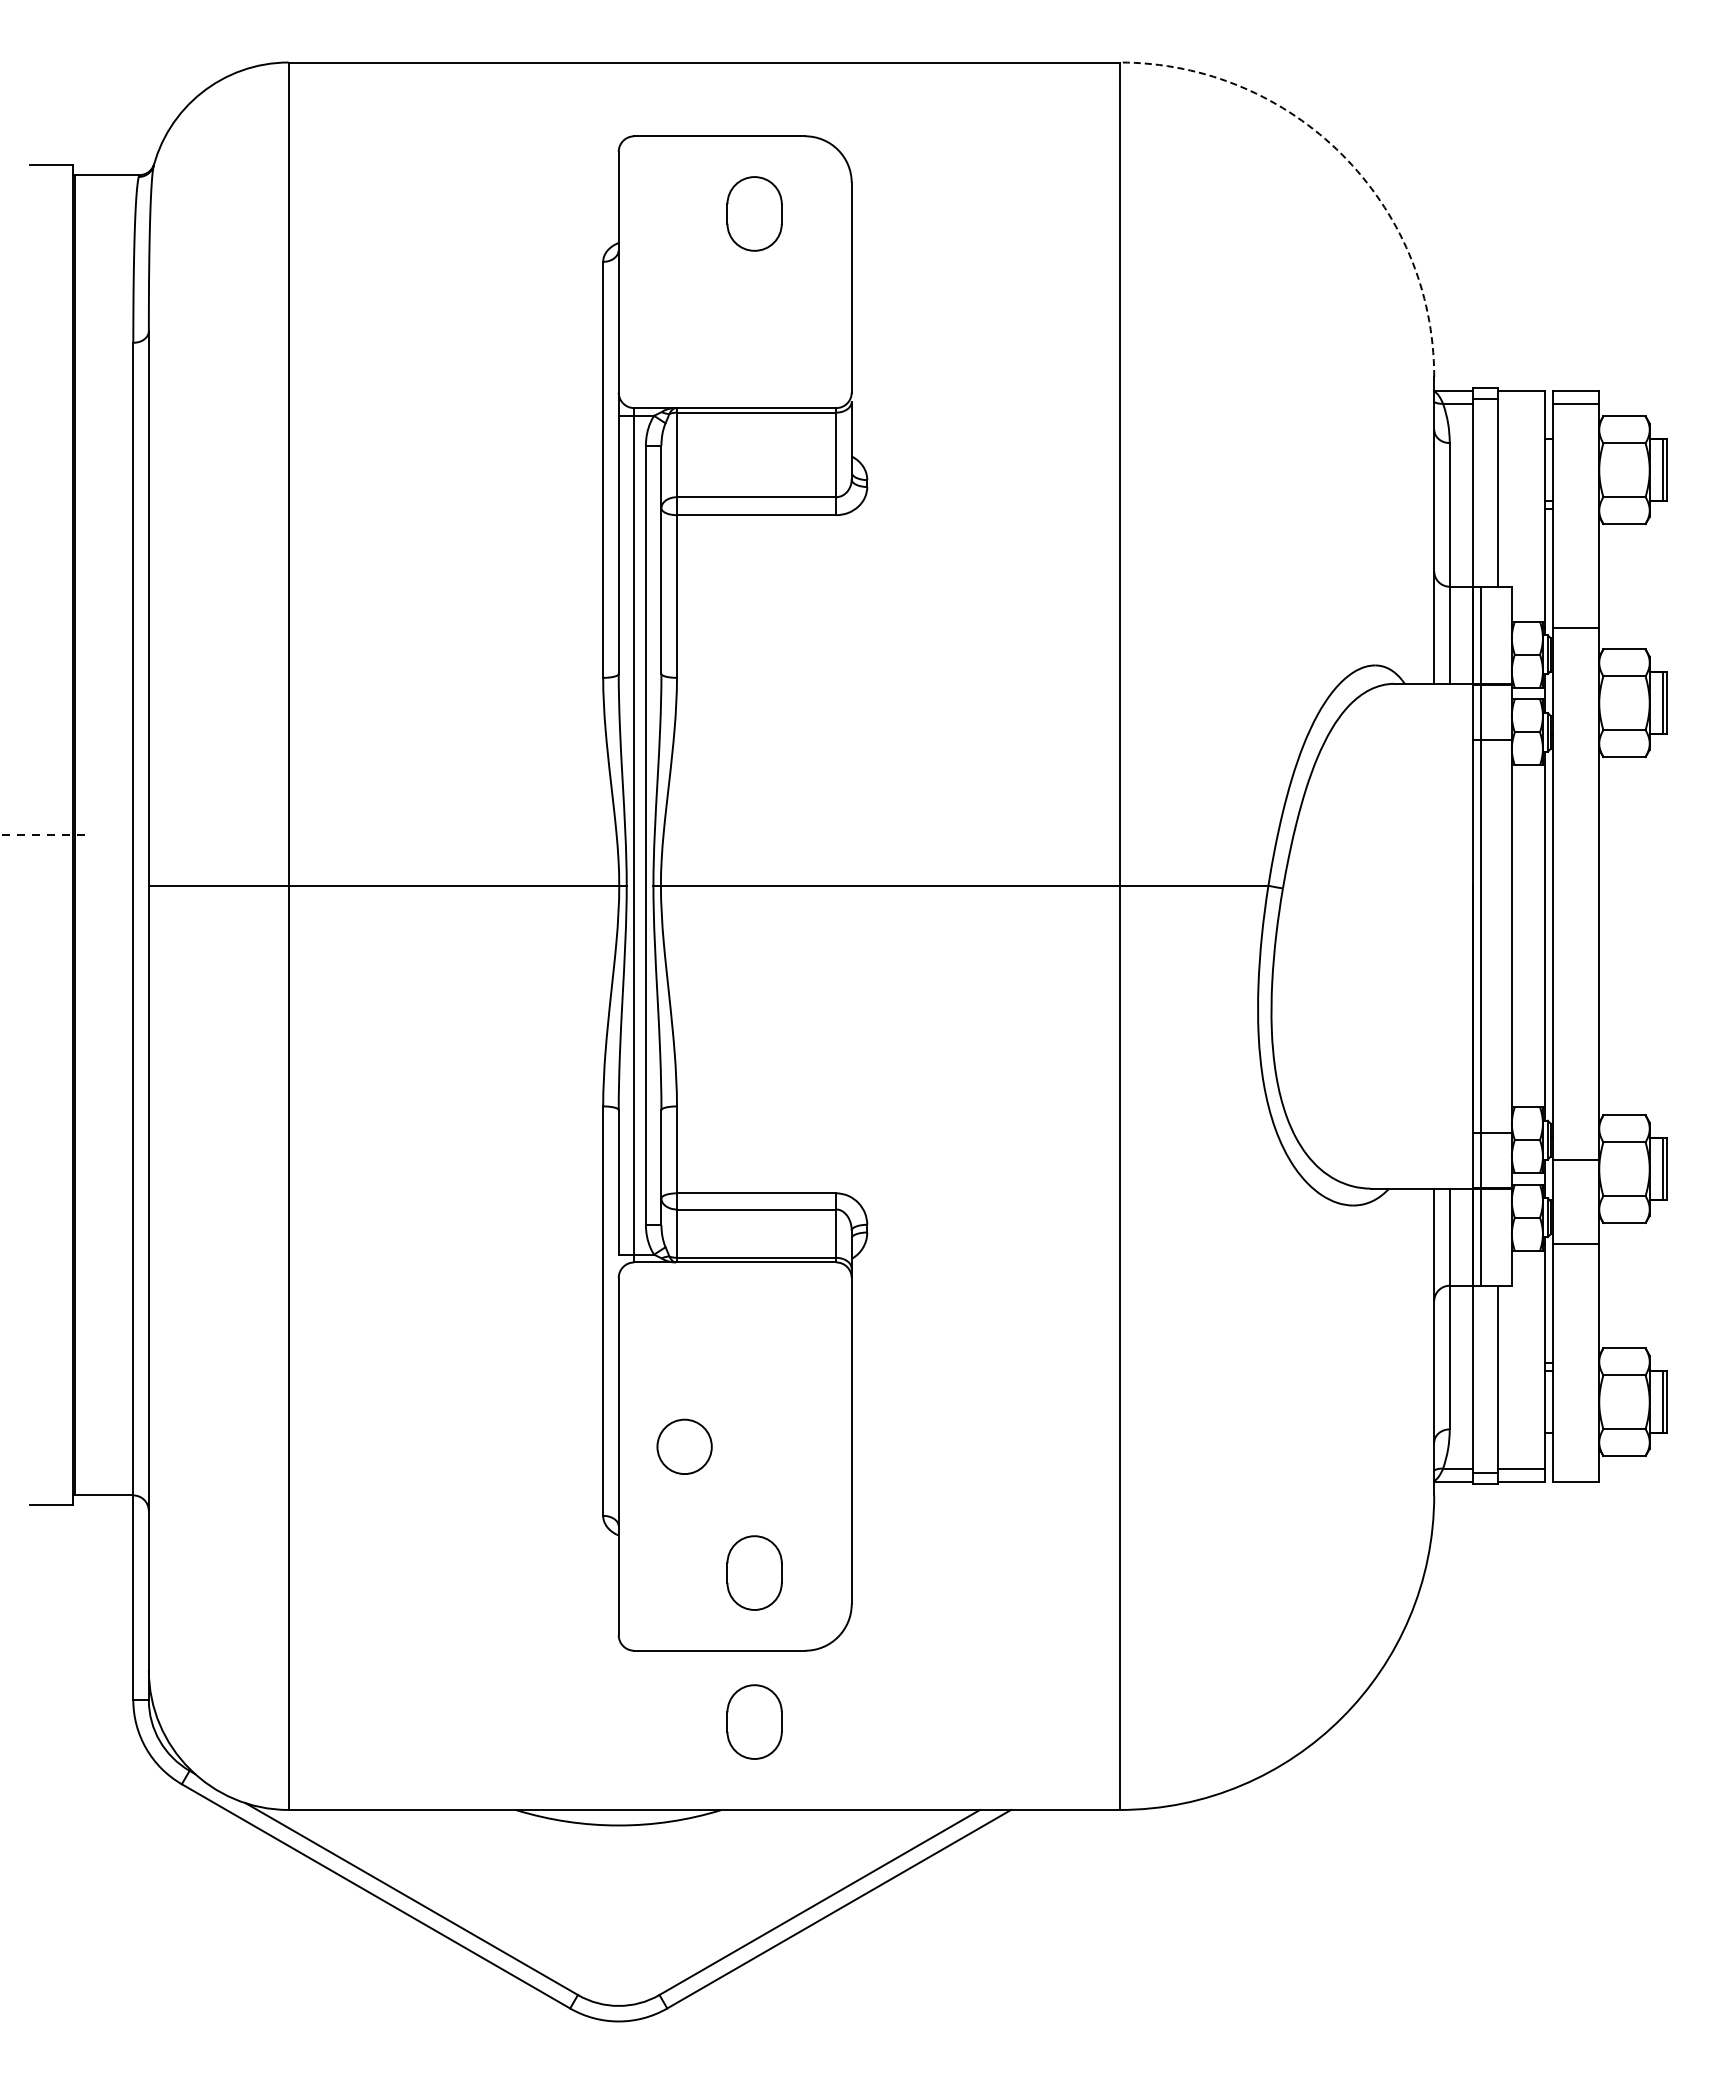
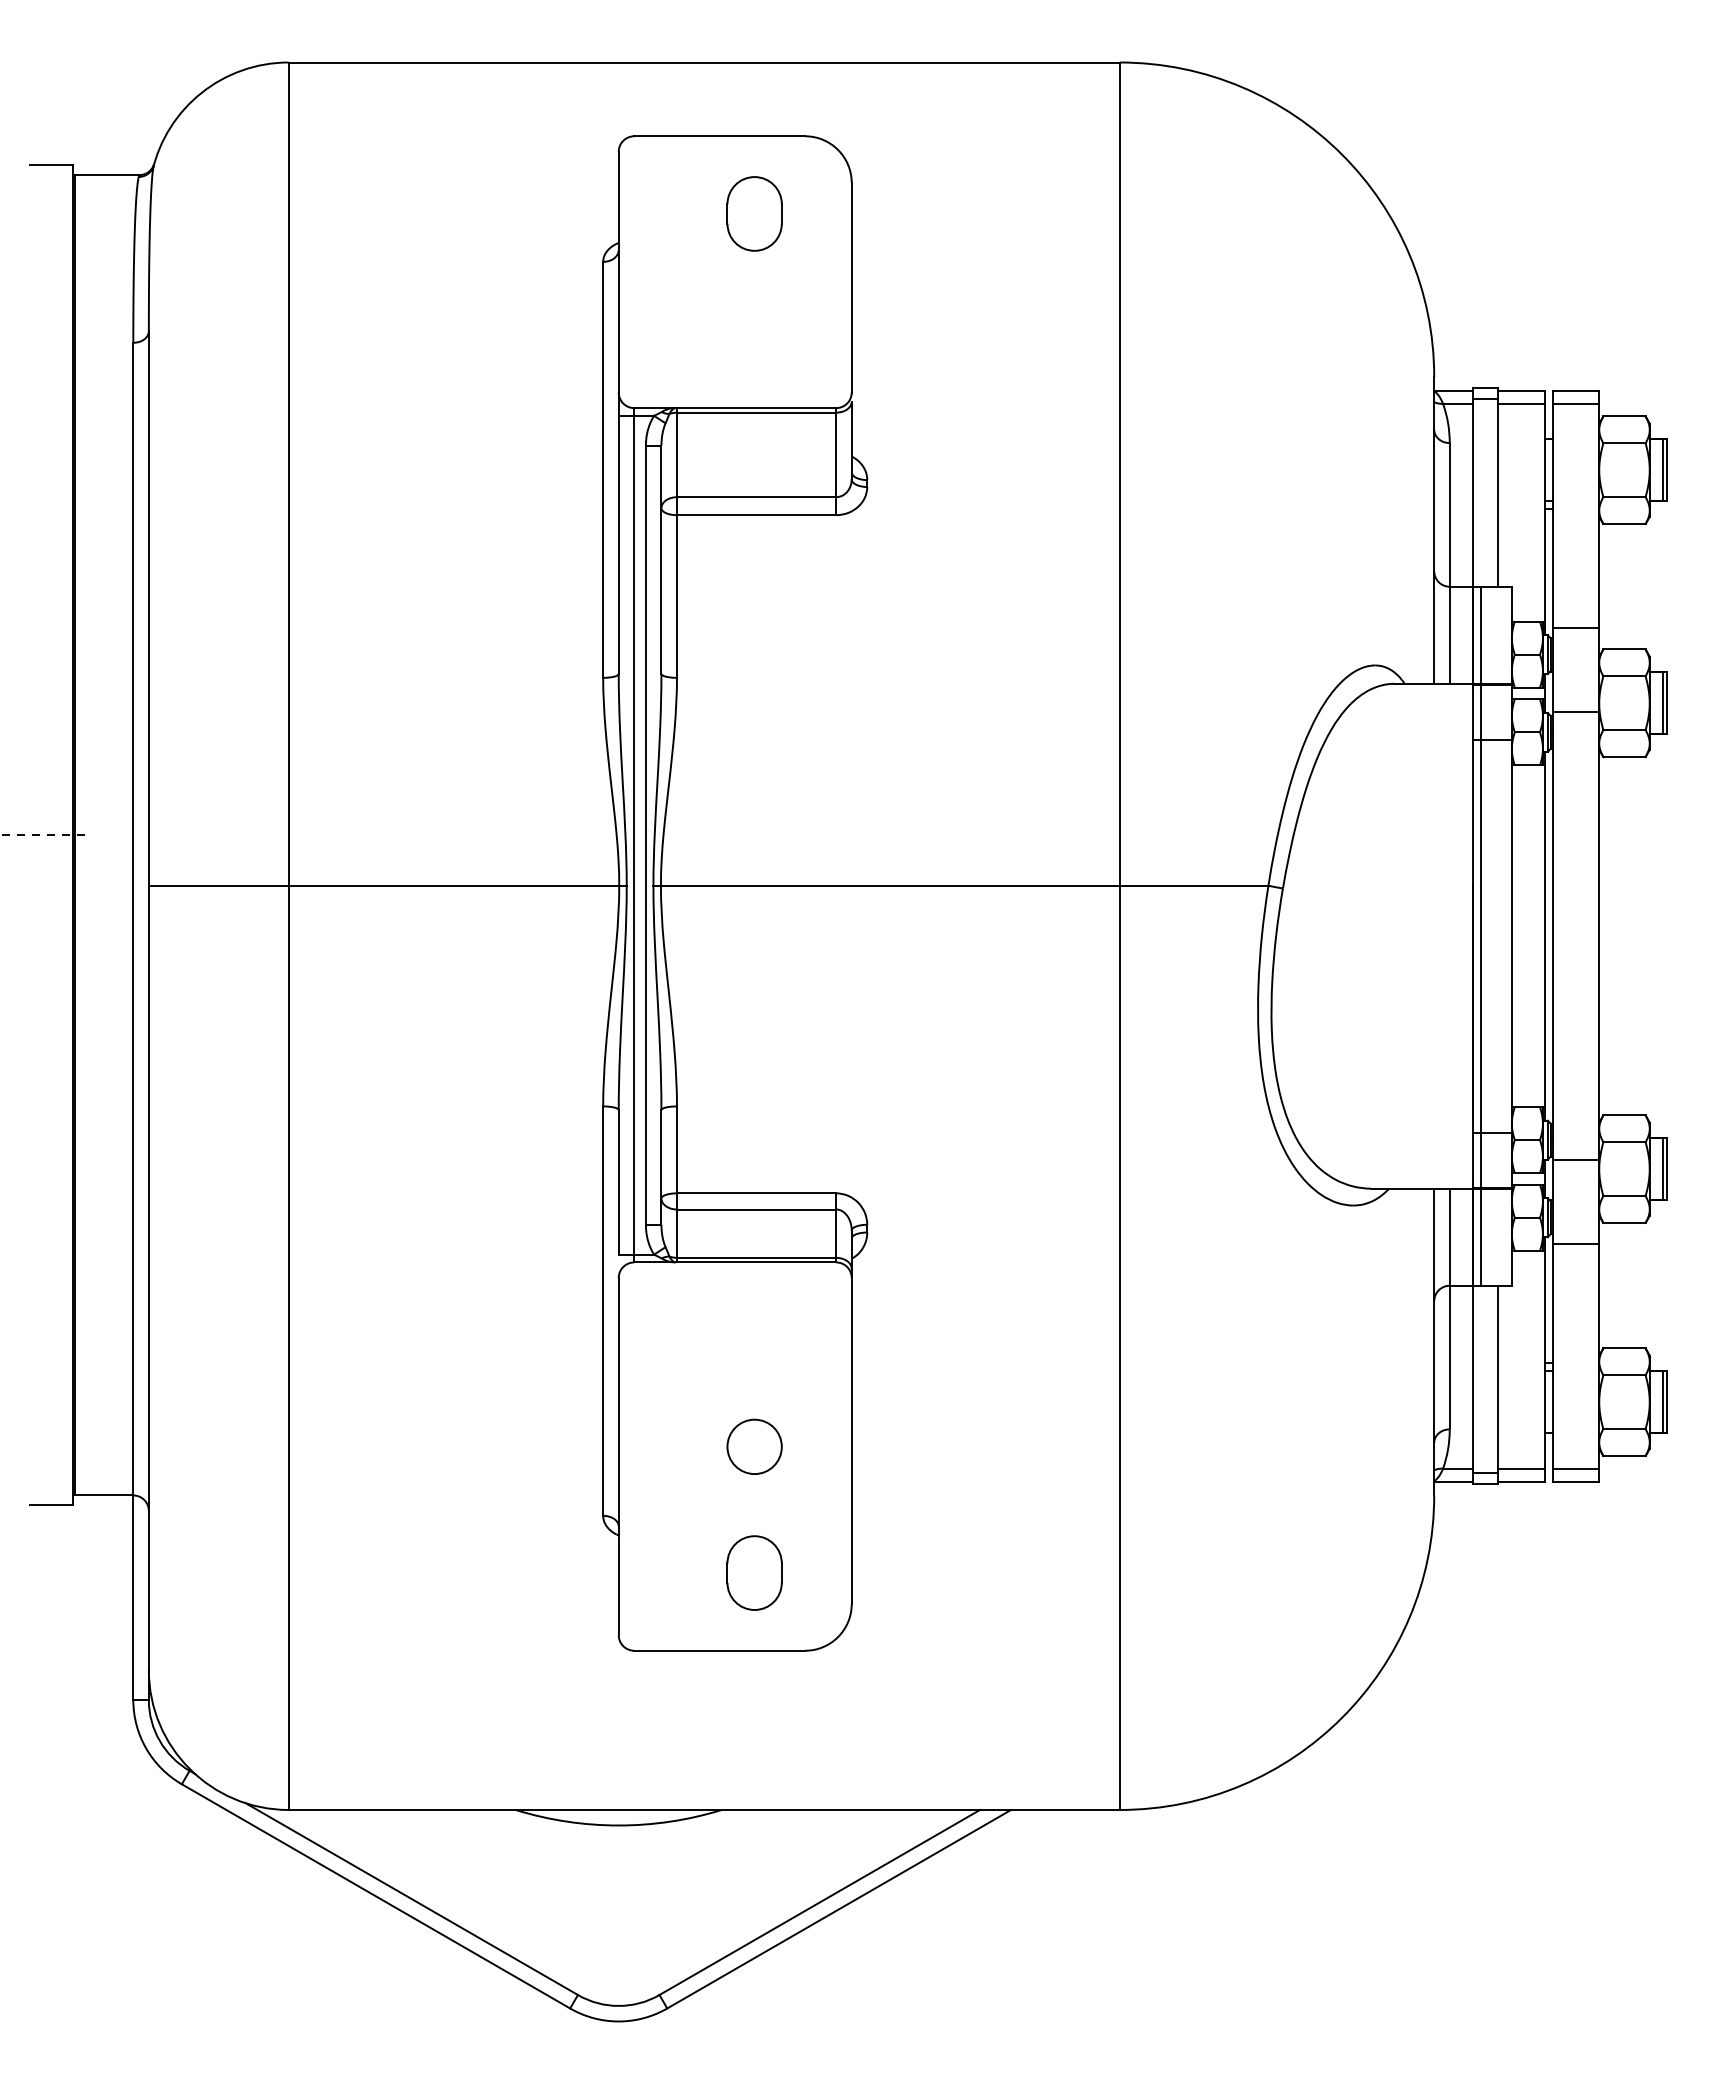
arc: dashed -> solid (1342, 154)
line: none -> present (1521, 403)
line: none -> present (1575, 712)
circle position: (684, 1446) -> (754, 1446) (754, 1446)
line: none -> present (1575, 1468)
part: present -> none (754, 1721)
